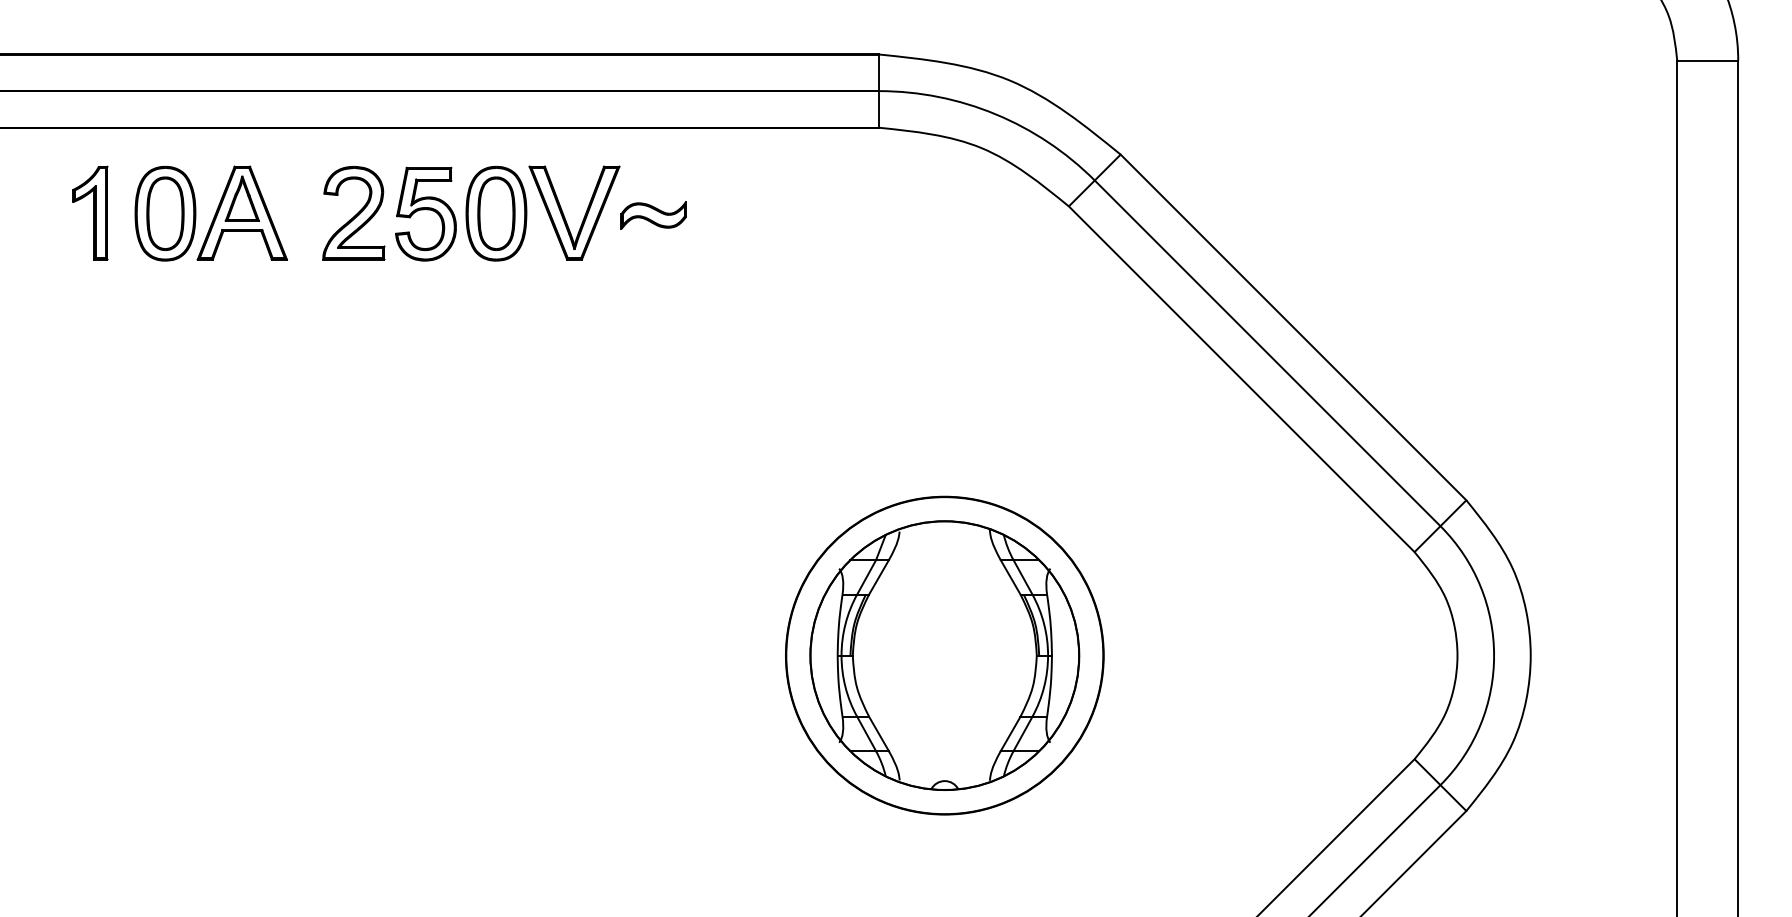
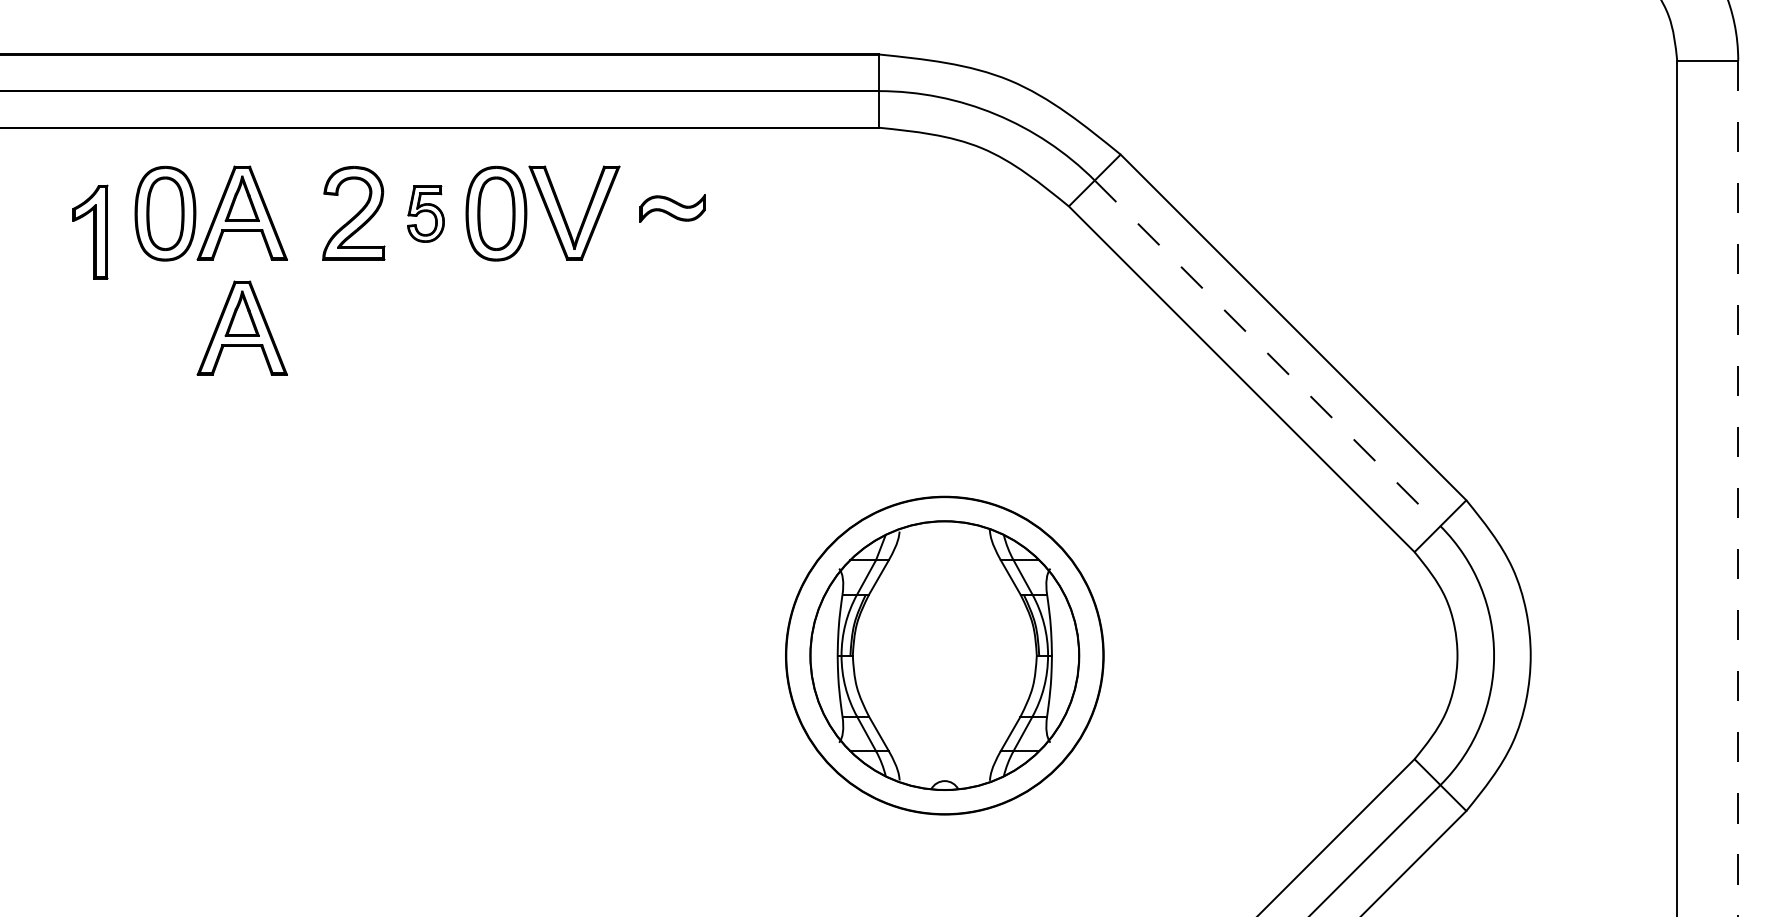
part position: (90, 212) -> (90, 231) (90, 231)
part size: 62x96 px -> 38x58 px (425, 213)
part position: (653, 215) -> (672, 208) (672, 208)
part: none -> present (241, 327)
line: solid -> dashed (1267, 353)
line: solid -> dashed (1738, 489)
